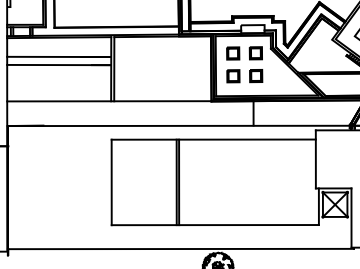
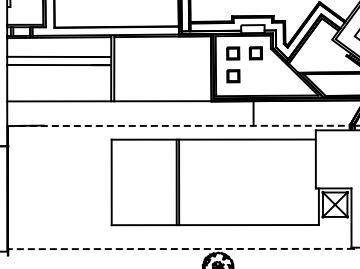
part: present -> none (256, 76)
line: solid -> dashed (183, 125)
line: solid -> dashed (180, 249)
